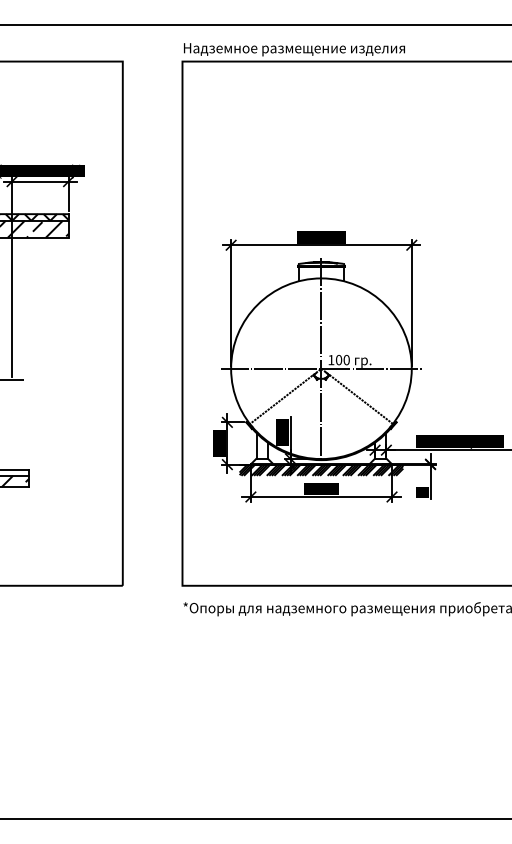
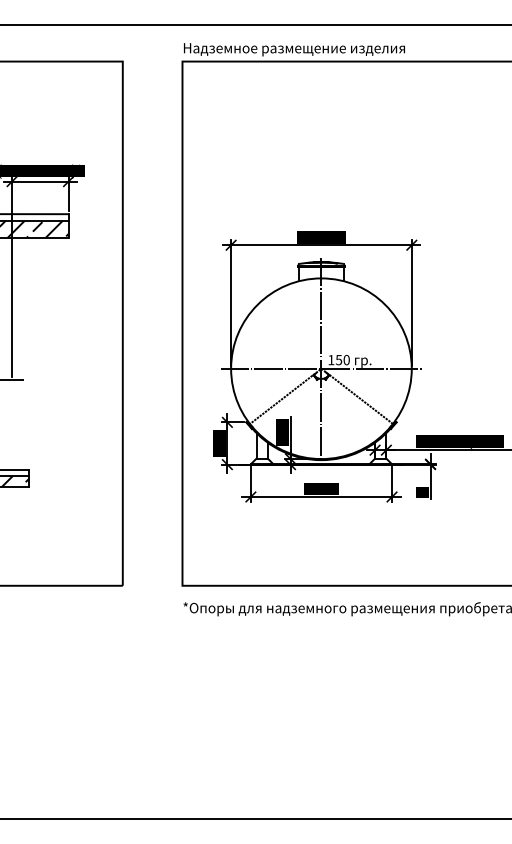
hatch: present -> none (36, 217)
text: 100 -> 150 (339, 360)
hatch: present -> none (321, 469)
